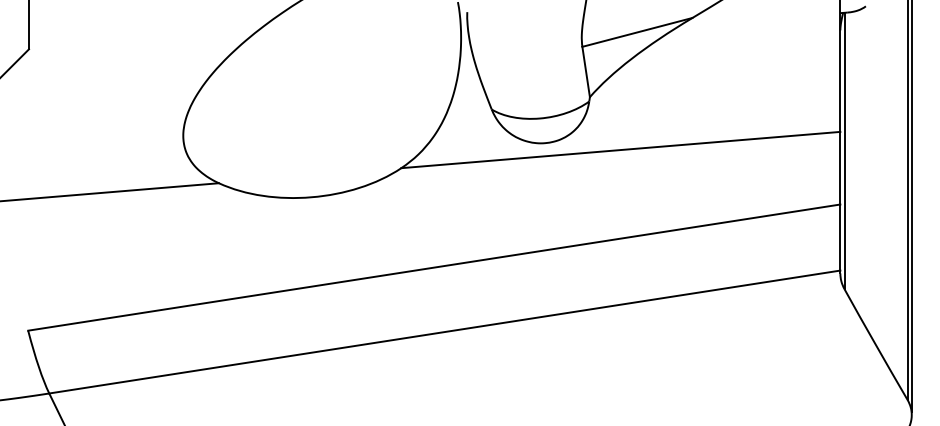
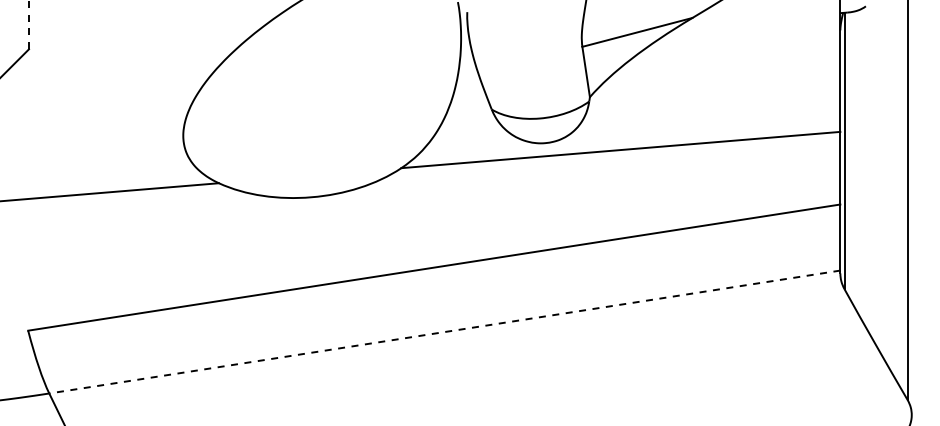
line: solid -> dashed (28, 25)
line: present -> none (911, 207)
line: solid -> dashed (444, 332)
